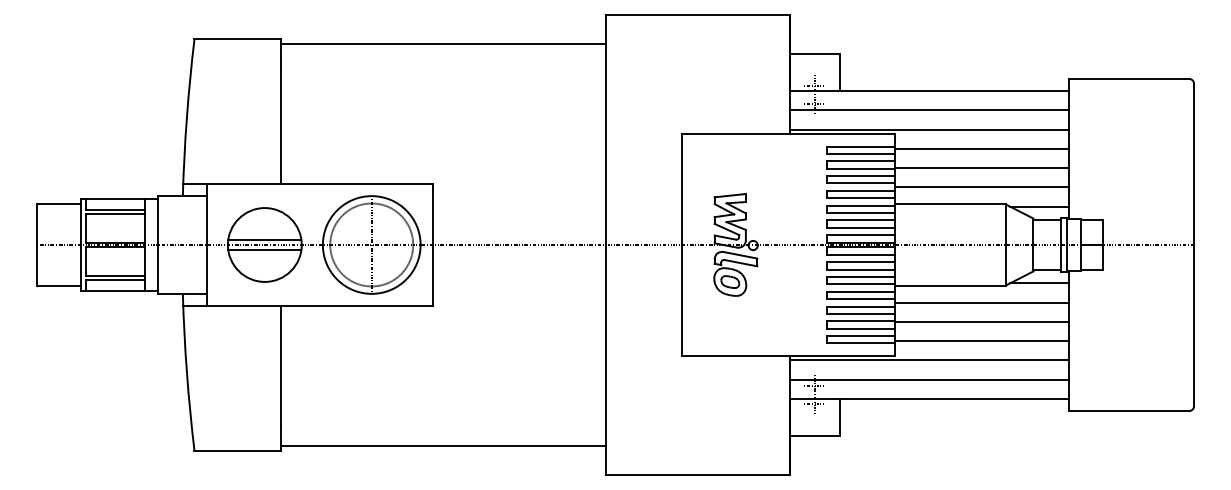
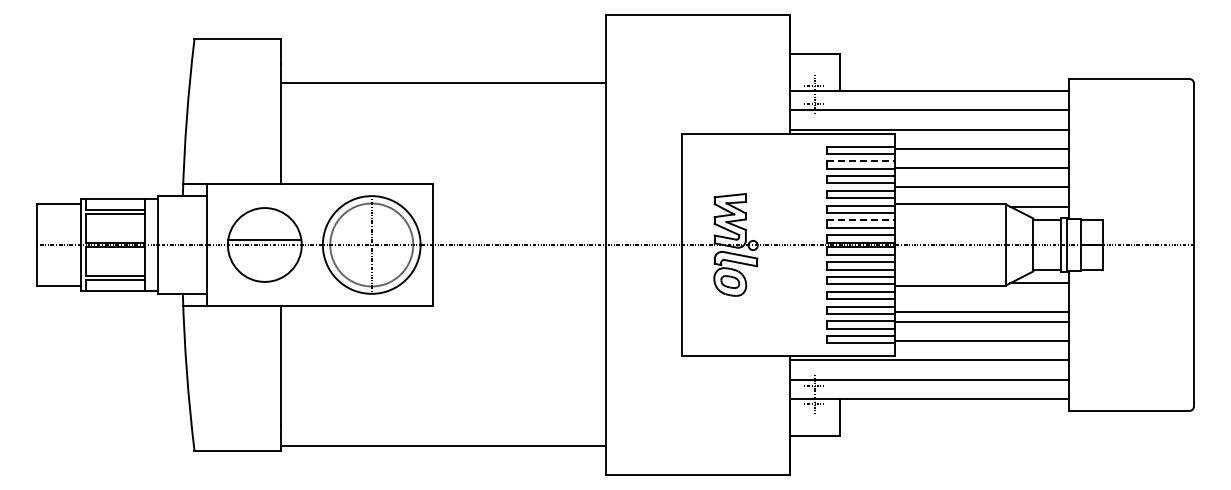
line position: (442, 44) -> (442, 83) (442, 83)
line: solid -> dashed (861, 161)
line: solid -> dashed (861, 220)
line: present -> none (264, 249)
line position: (981, 302) -> (981, 311) (981, 311)
